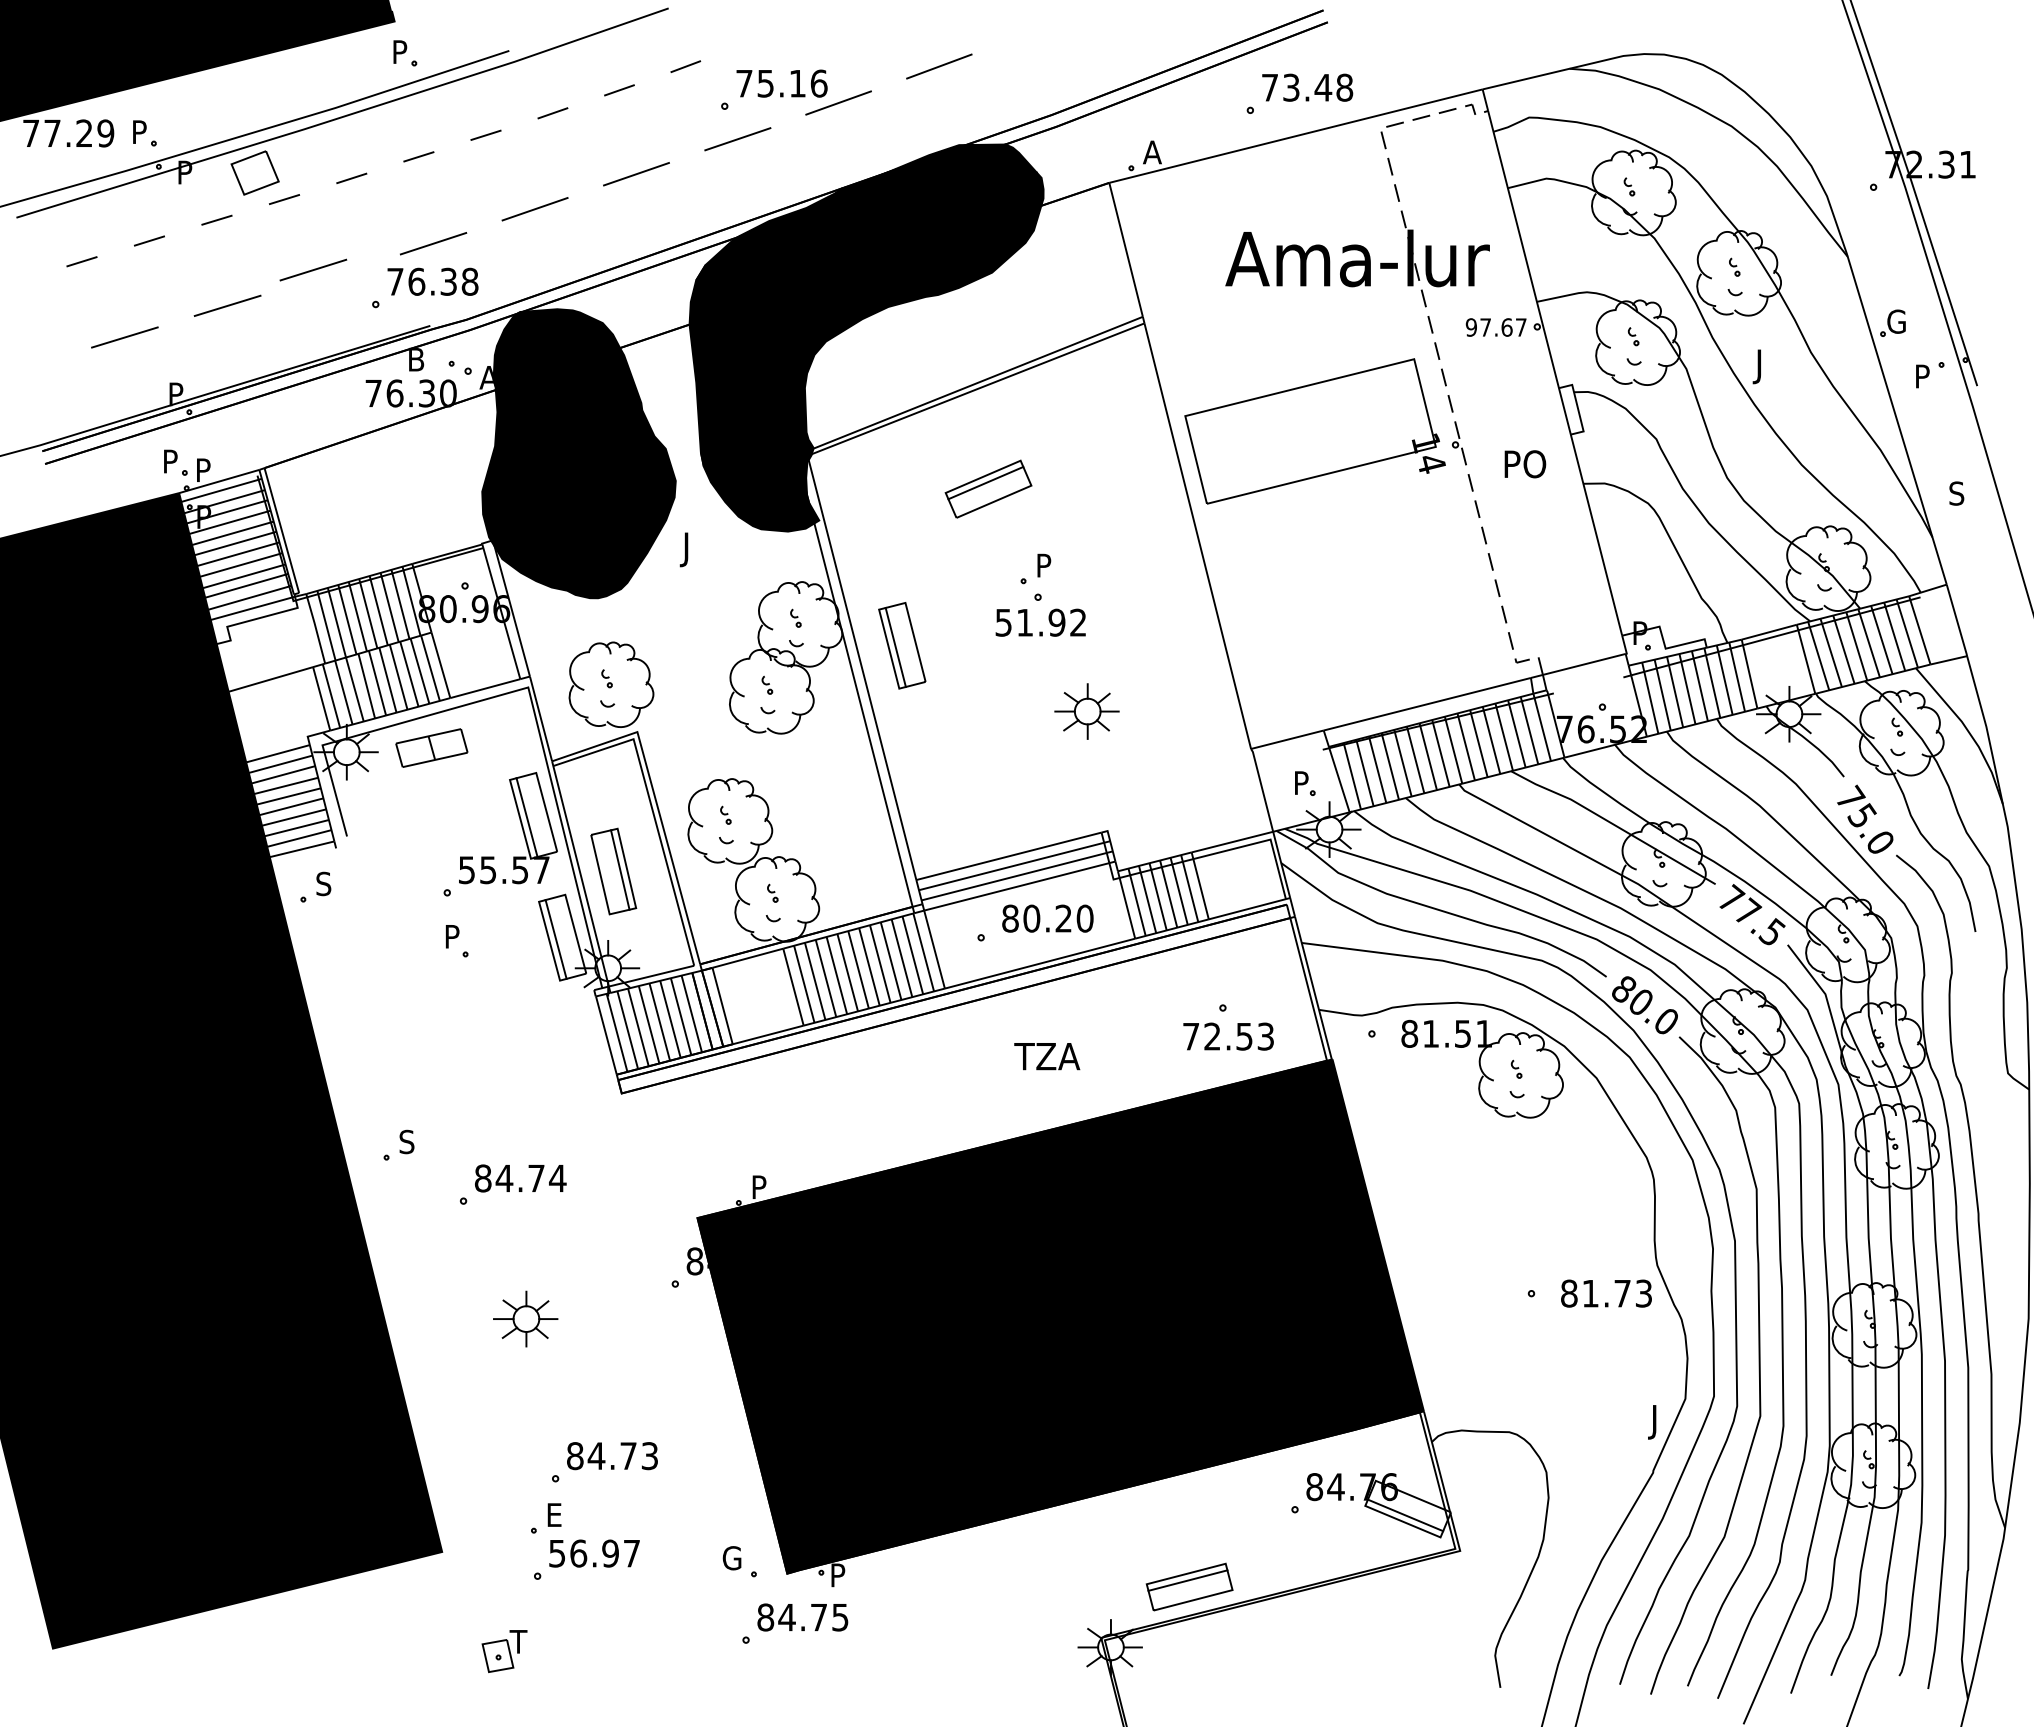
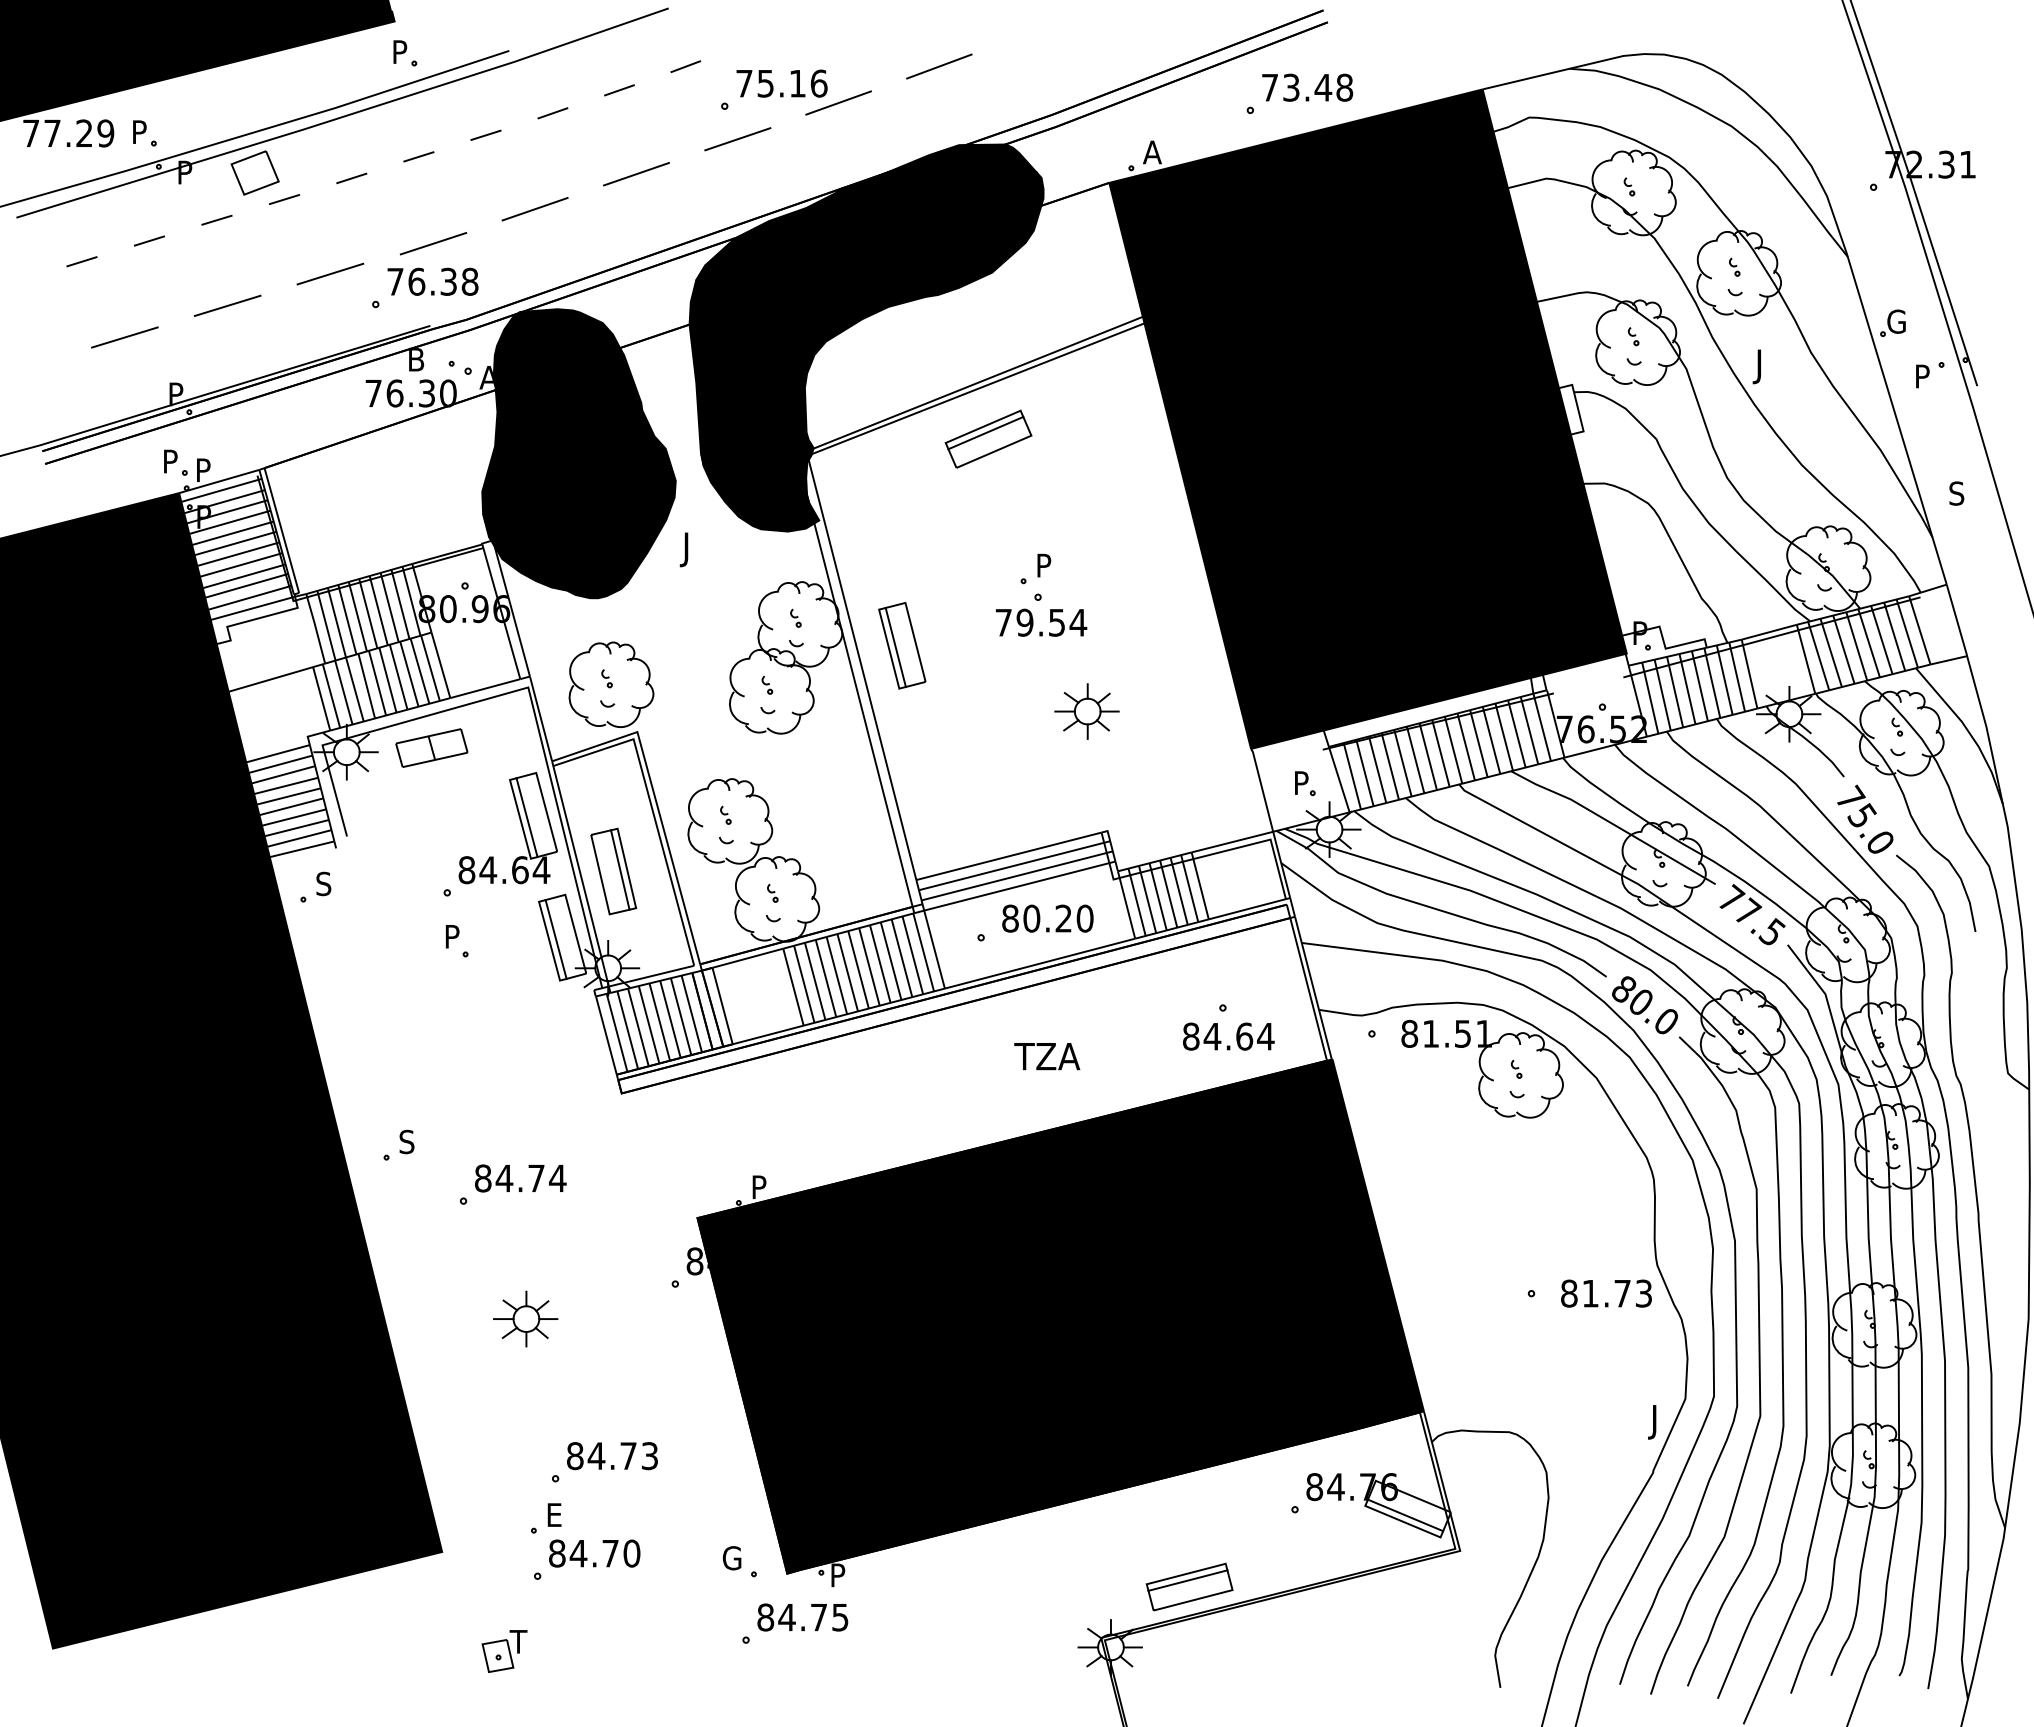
line position: (313, 269) -> (330, 273) (330, 273)
fill: none -> present (1367, 418)
part position: (988, 488) -> (988, 438) (988, 438)
text: 51.92 -> 79.54 (1041, 622)
text: 55.57 -> 84.64 (504, 870)
text: 72.53 -> 84.64 (1228, 1036)
text: 56.97 -> 84.70 (594, 1553)
